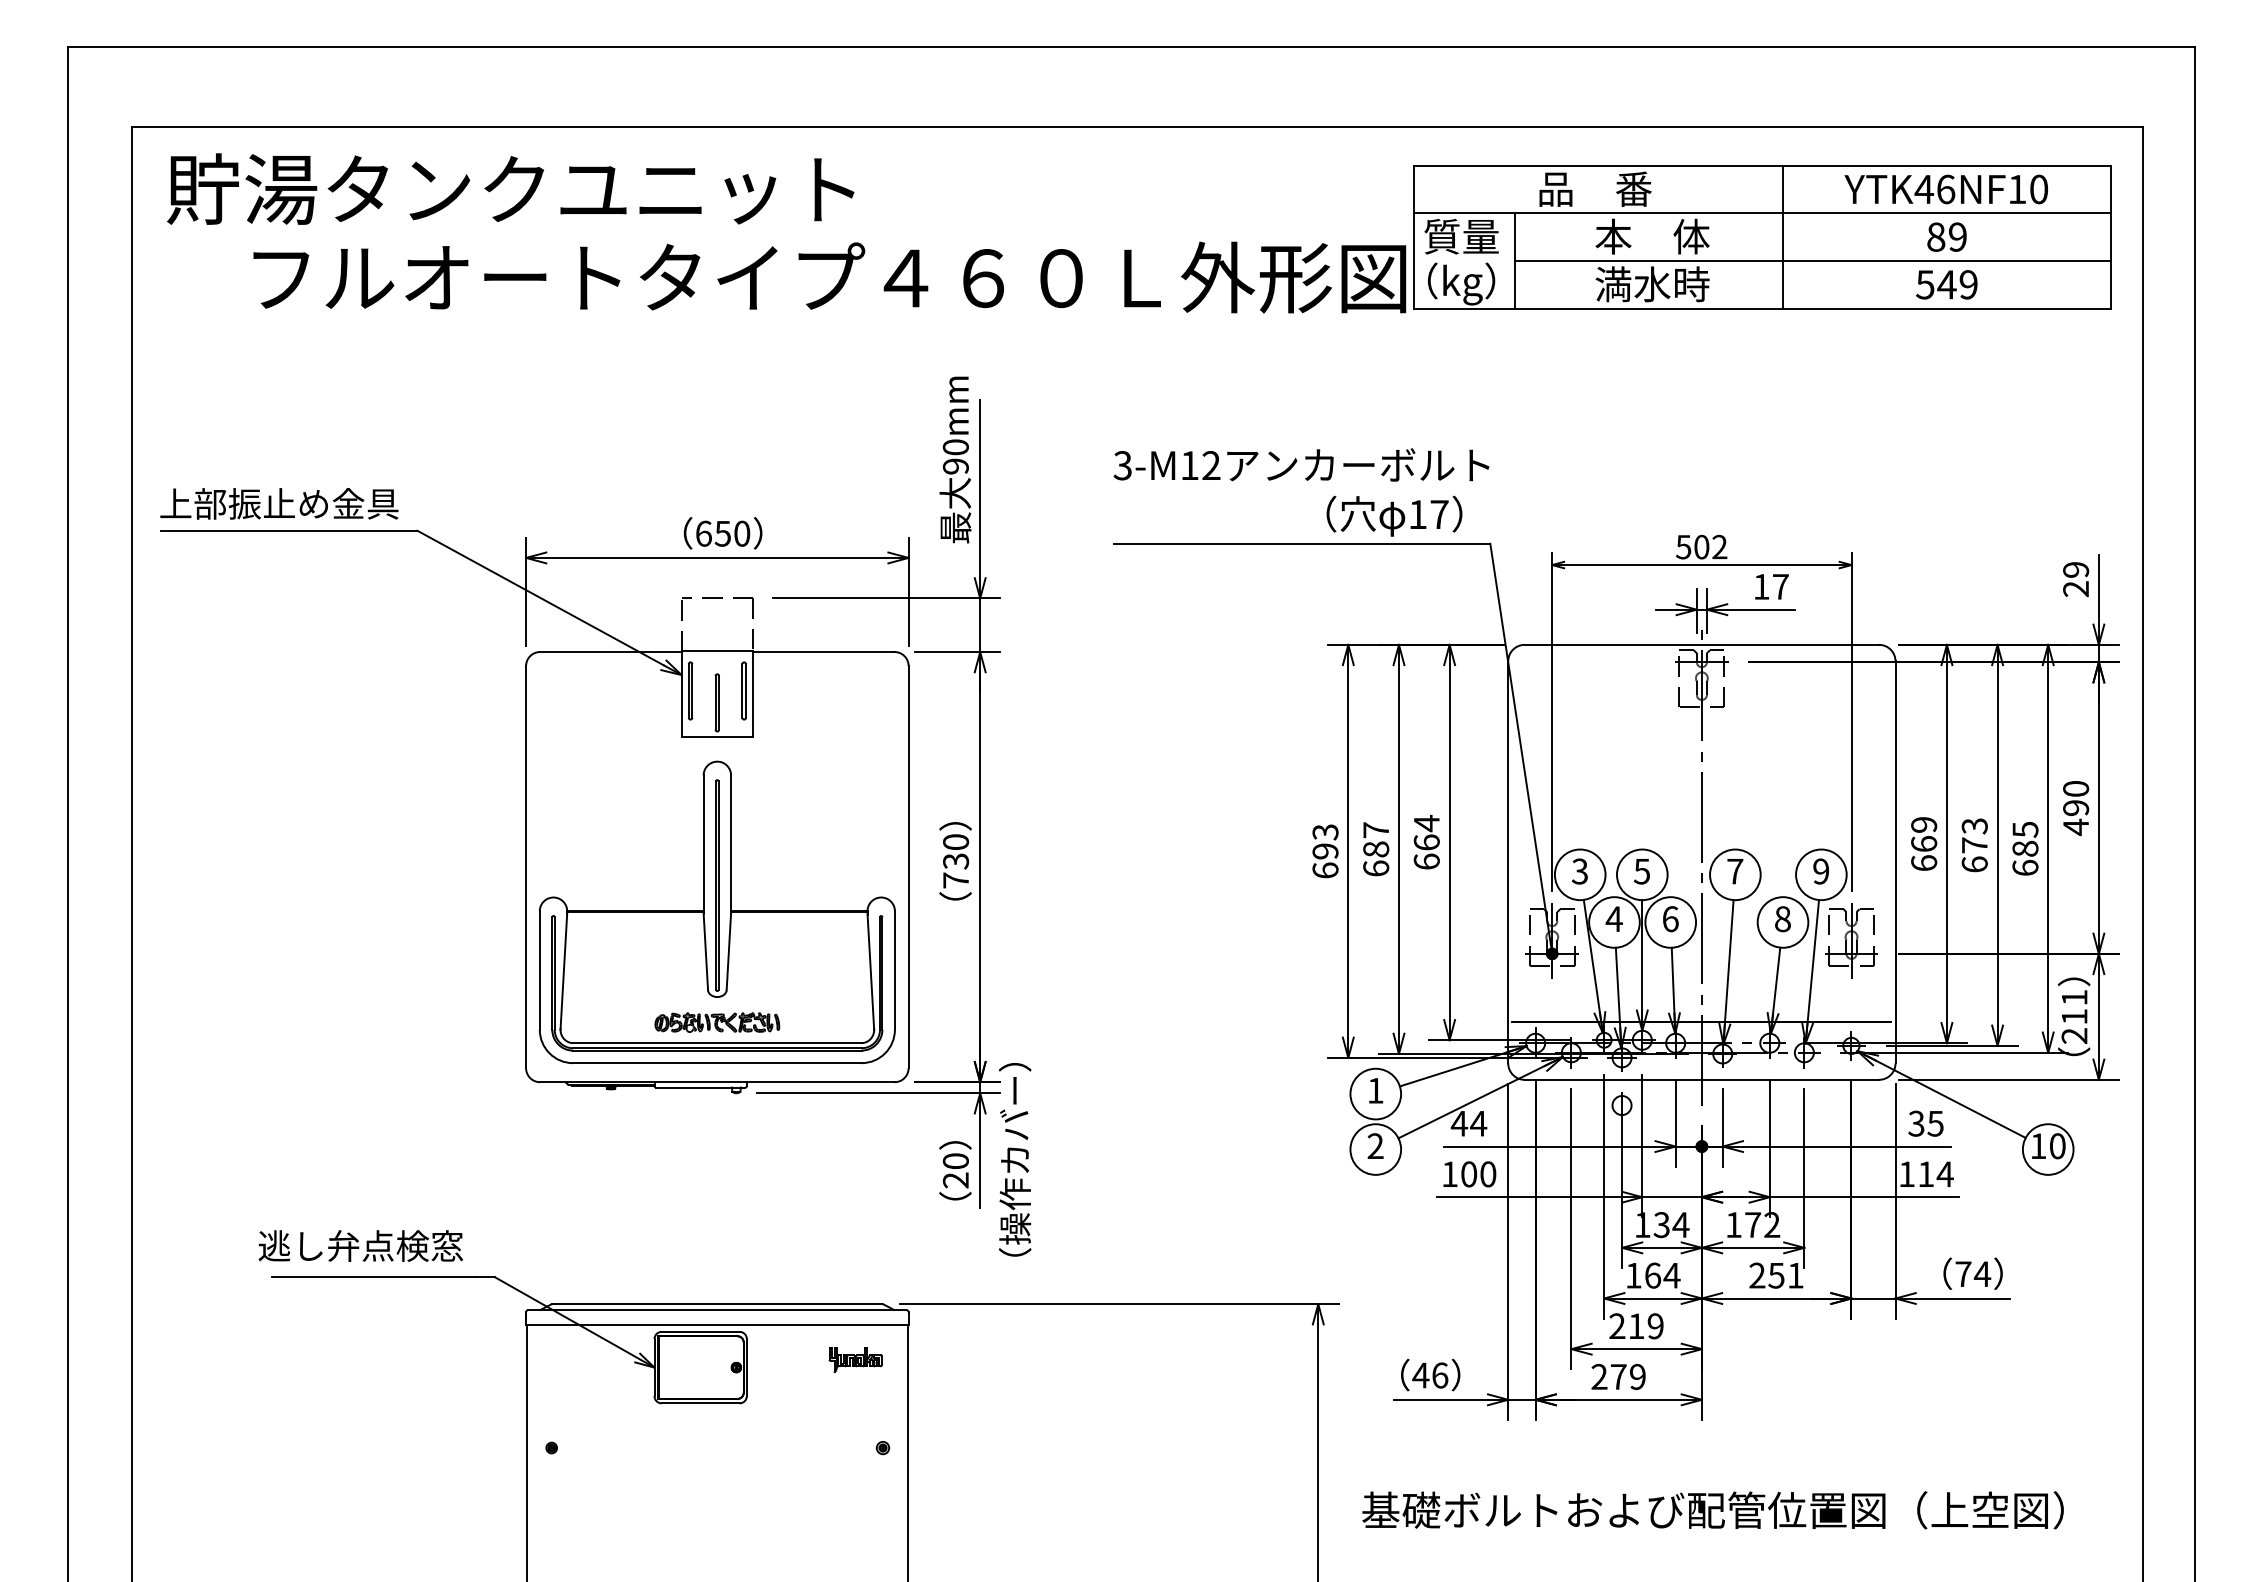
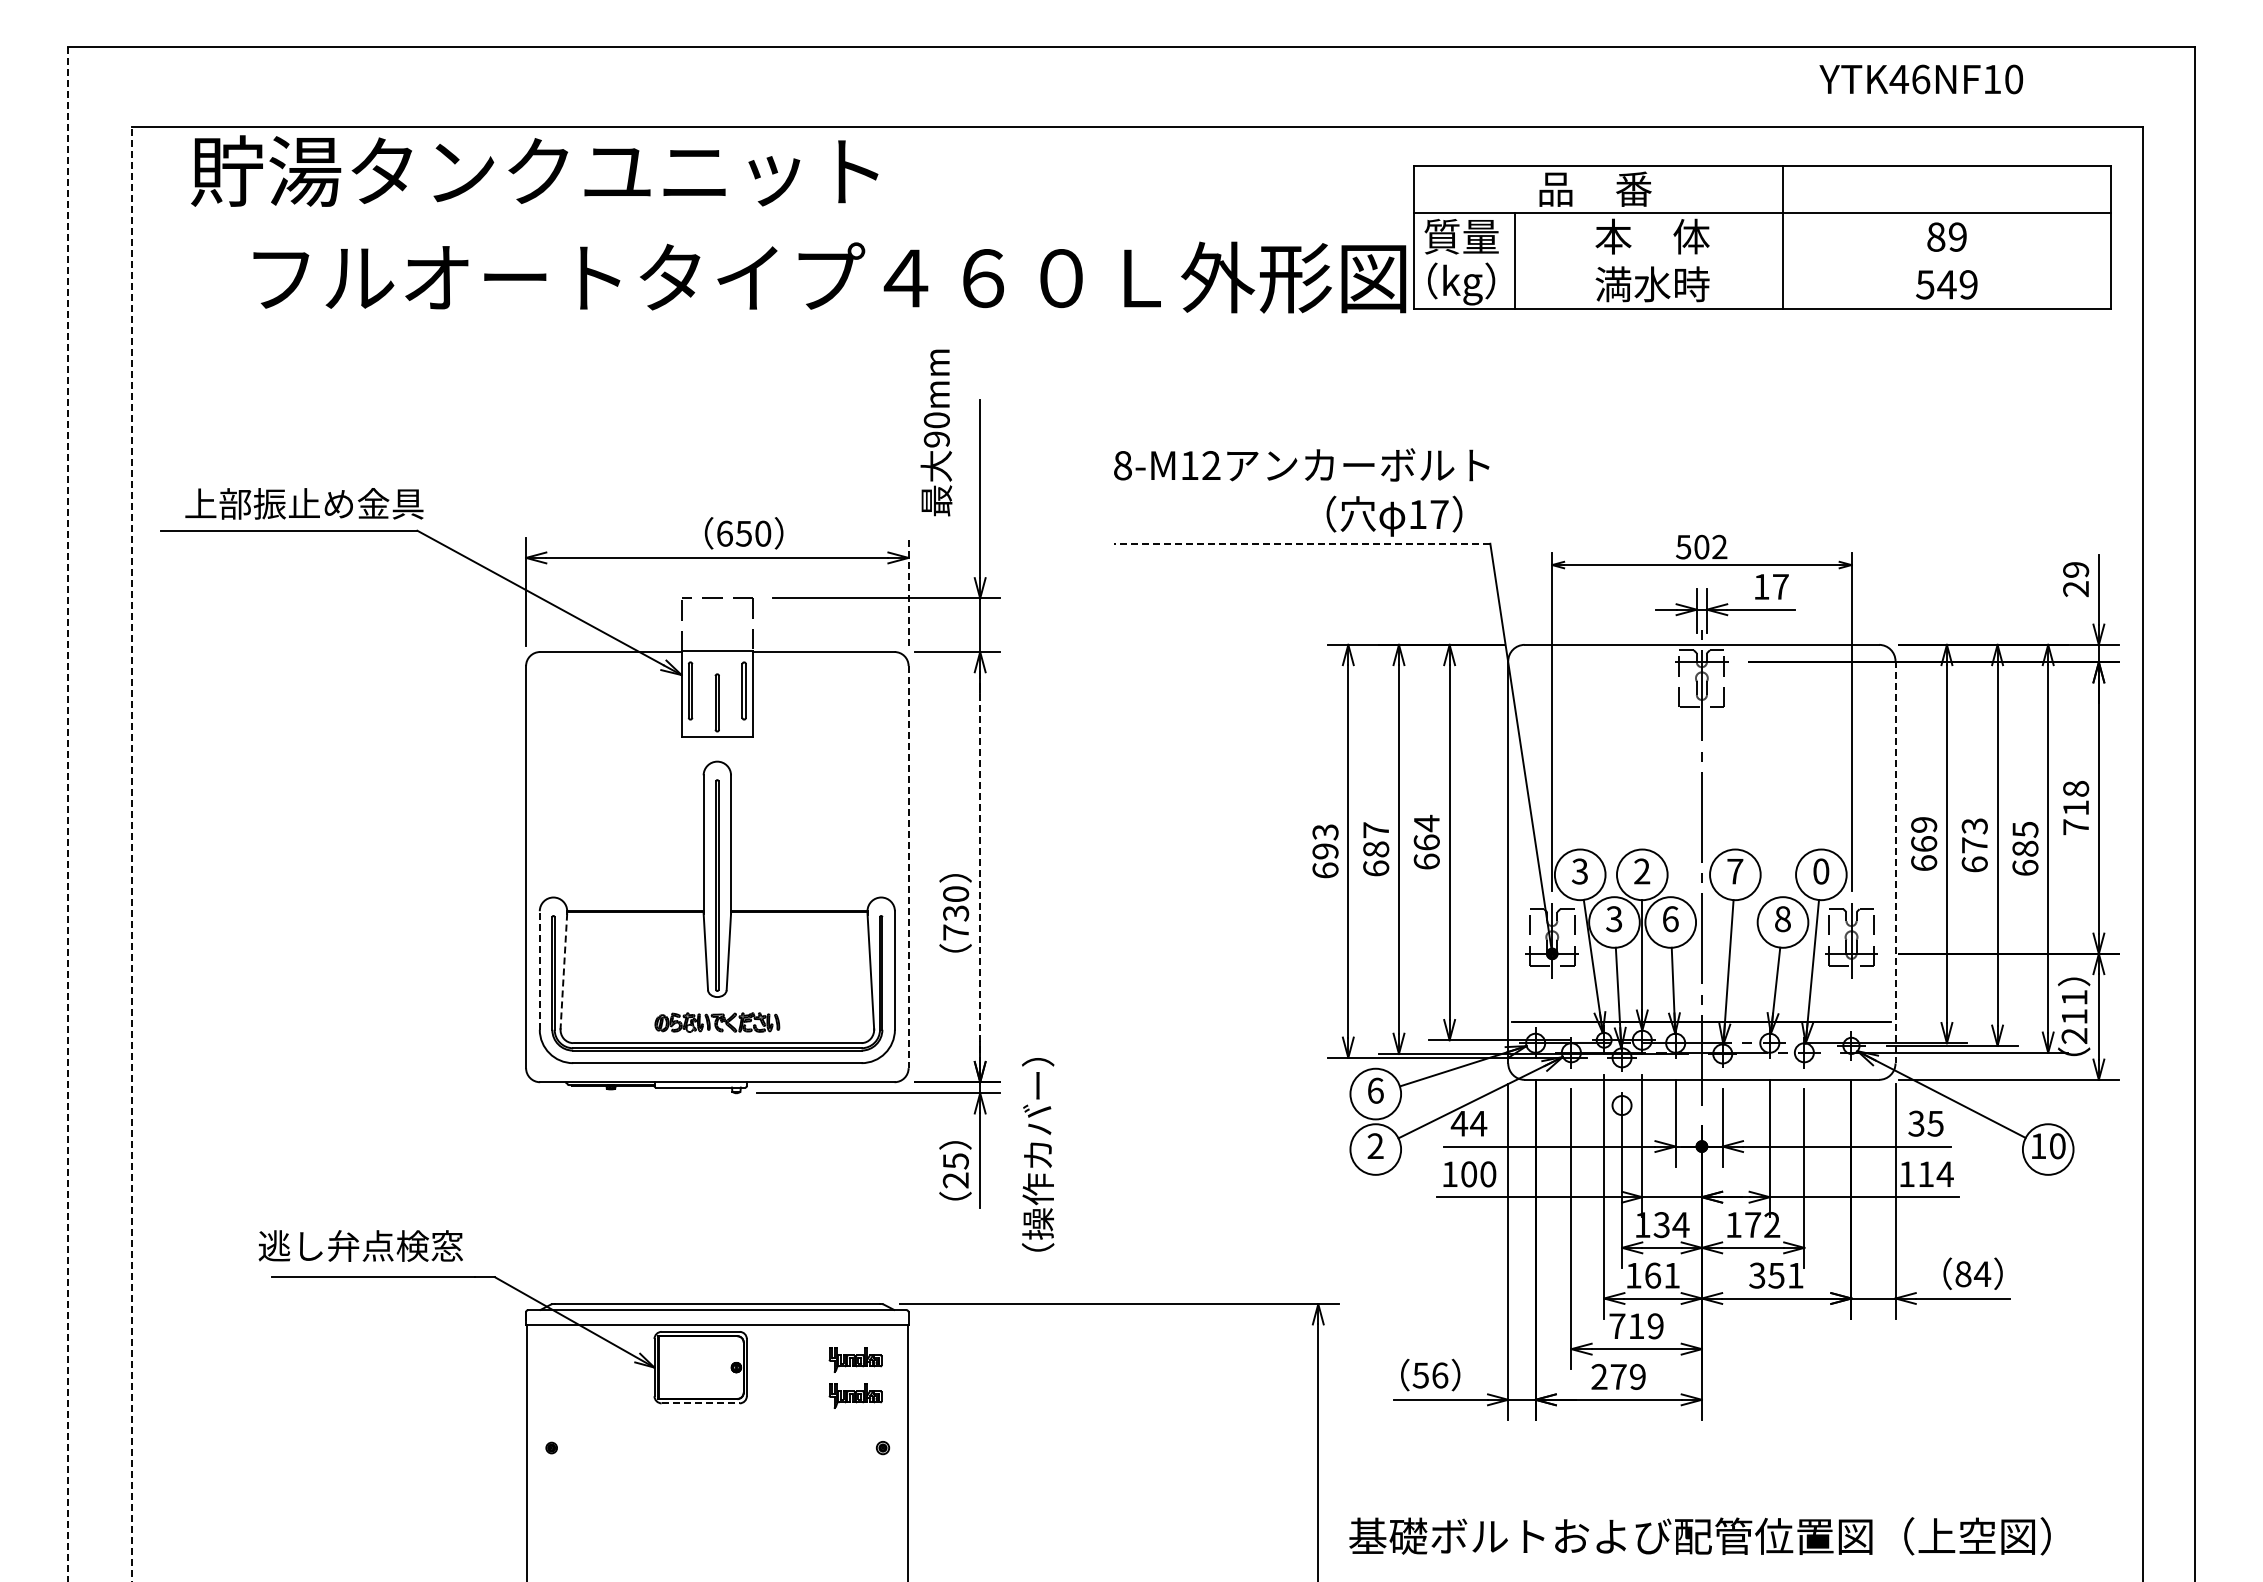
text position: (510, 188) -> (534, 170) (534, 170)
text position: (1945, 189) -> (1920, 79) (1920, 79)
line: present -> none (1813, 261)
text position: (955, 459) -> (936, 432) (936, 432)
text: 3-M12 -> 8-M12 (1122, 465)
text position: (279, 503) -> (304, 503) (304, 503)
text position: (722, 533) -> (743, 533) (743, 533)
line: solid -> dashed (1301, 543)
line: solid -> dashed (908, 591)
text: 490 -> 718 (2076, 808)
line: solid -> dashed (67, 814)
line: solid -> dashed (132, 853)
text position: (955, 861) -> (955, 913) (955, 913)
line: solid -> dashed (1895, 862)
line: solid -> dashed (908, 867)
line: solid -> dashed (980, 867)
text: 5 -> 2 (1641, 871)
text: 9 -> 0 (1821, 871)
text: 4 -> 3 (1613, 919)
line: solid -> dashed (539, 970)
line: solid -> dashed (563, 972)
text: 1 -> 6 (1375, 1090)
text position: (1015, 1159) -> (1038, 1154) (1038, 1154)
text: 20 -> 25 (955, 1161)
text: 74 -> 84 (1963, 1274)
text: 164 -> 161 (1671, 1275)
text: 251 -> 351 (1757, 1275)
text: 219 -> 719 (1617, 1325)
text: 46 -> 56 (1420, 1375)
part: none -> present (855, 1395)
line: solid -> dashed (701, 1403)
text position: (1712, 1510) -> (1699, 1536) (1699, 1536)
